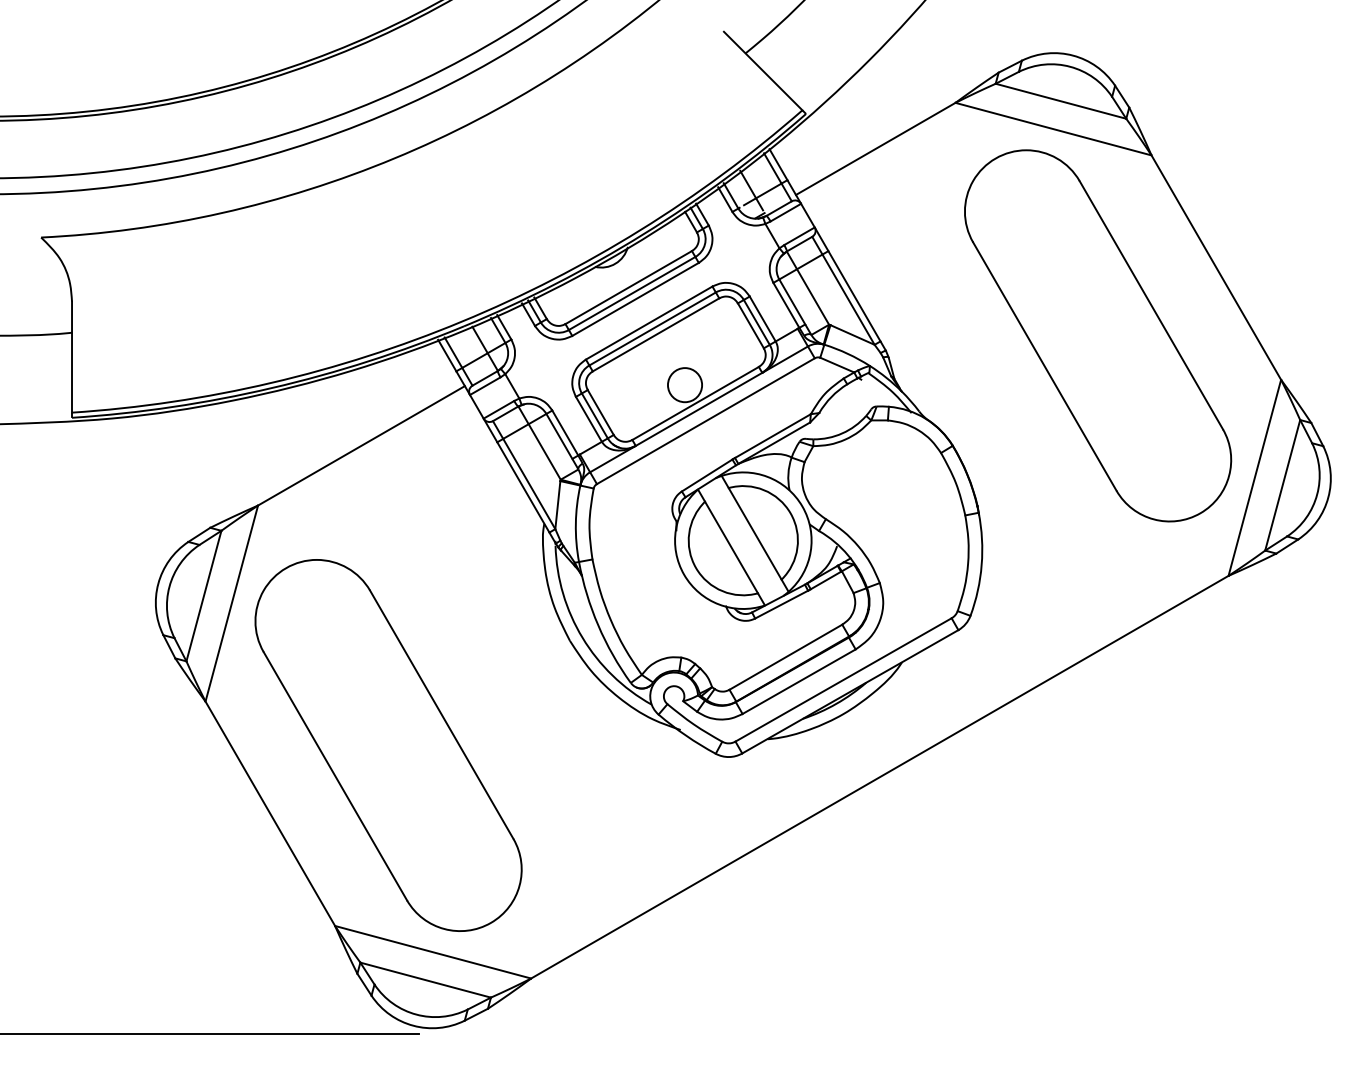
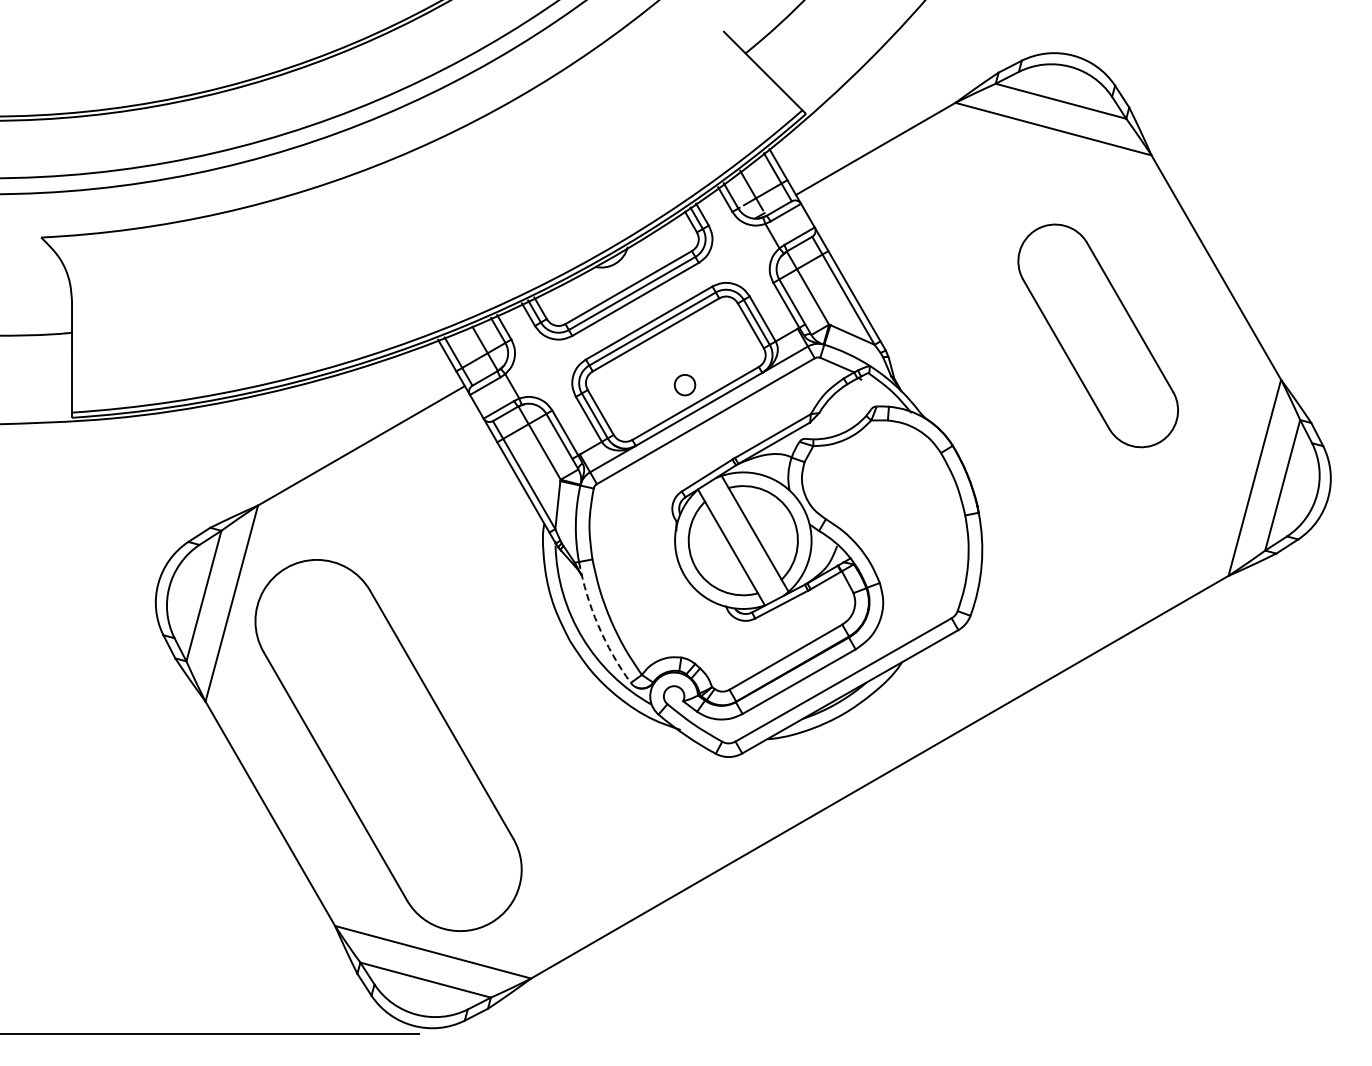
part size: 269x374 px -> 163x226 px (1098, 335)
circle diameter: 34 px -> 20 px (684, 384)
arc: solid -> dashed (598, 625)
